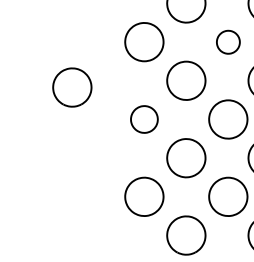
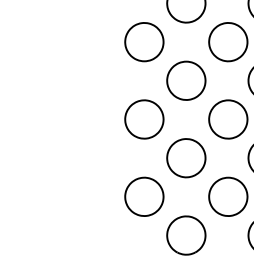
part size: 25x26 px -> 41x41 px (228, 42)
part: present -> none (72, 87)
part size: 29x29 px -> 41x41 px (144, 119)
